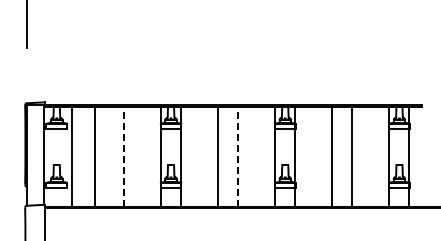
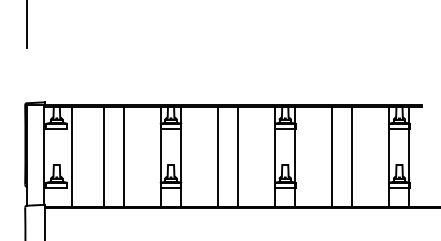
line position: (94, 156) -> (103, 156) (103, 156)
line: dashed -> solid (123, 156)
line: dashed -> solid (238, 156)
